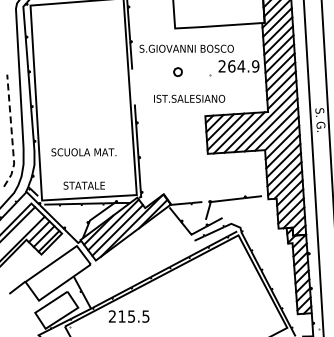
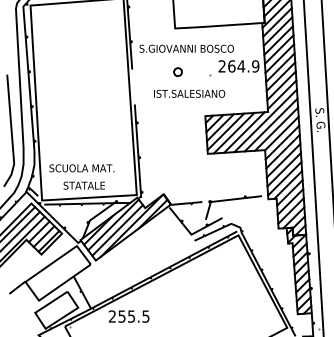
text position: (189, 98) -> (189, 93) (189, 93)
line: dashed -> solid (11, 133)
text position: (83, 152) -> (81, 168) (81, 168)
line: none -> present (20, 230)
text: 215.5 -> 255.5 (121, 316)
